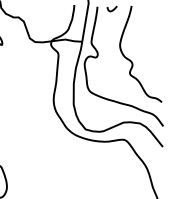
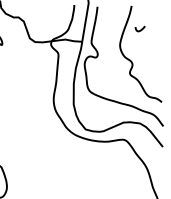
curve position: (112, 9) -> (140, 29) (140, 29)
